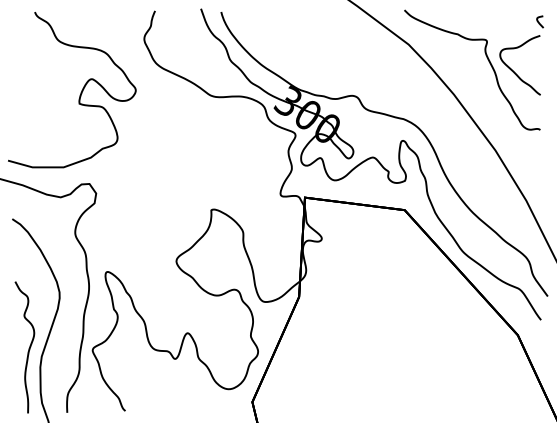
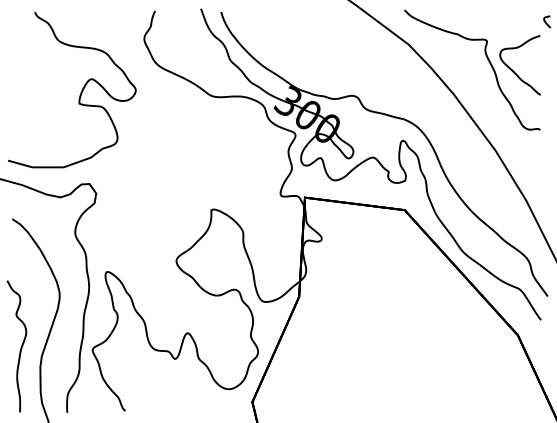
curve position: (539, 21) -> (546, 21) (546, 21)
curve position: (28, 348) -> (20, 347) (20, 347)
